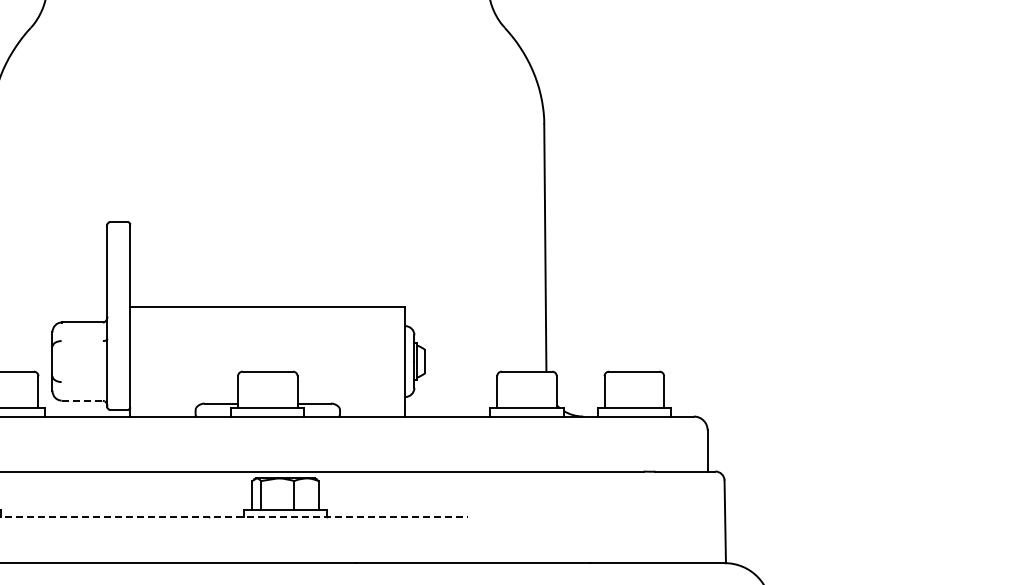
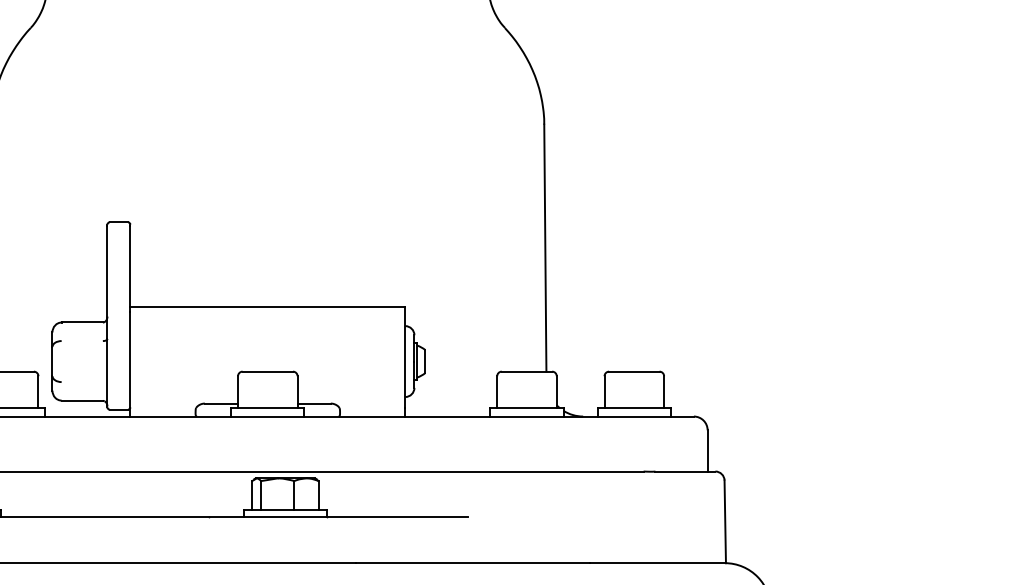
line: dashed -> solid (82, 400)
line: dashed -> solid (234, 517)
